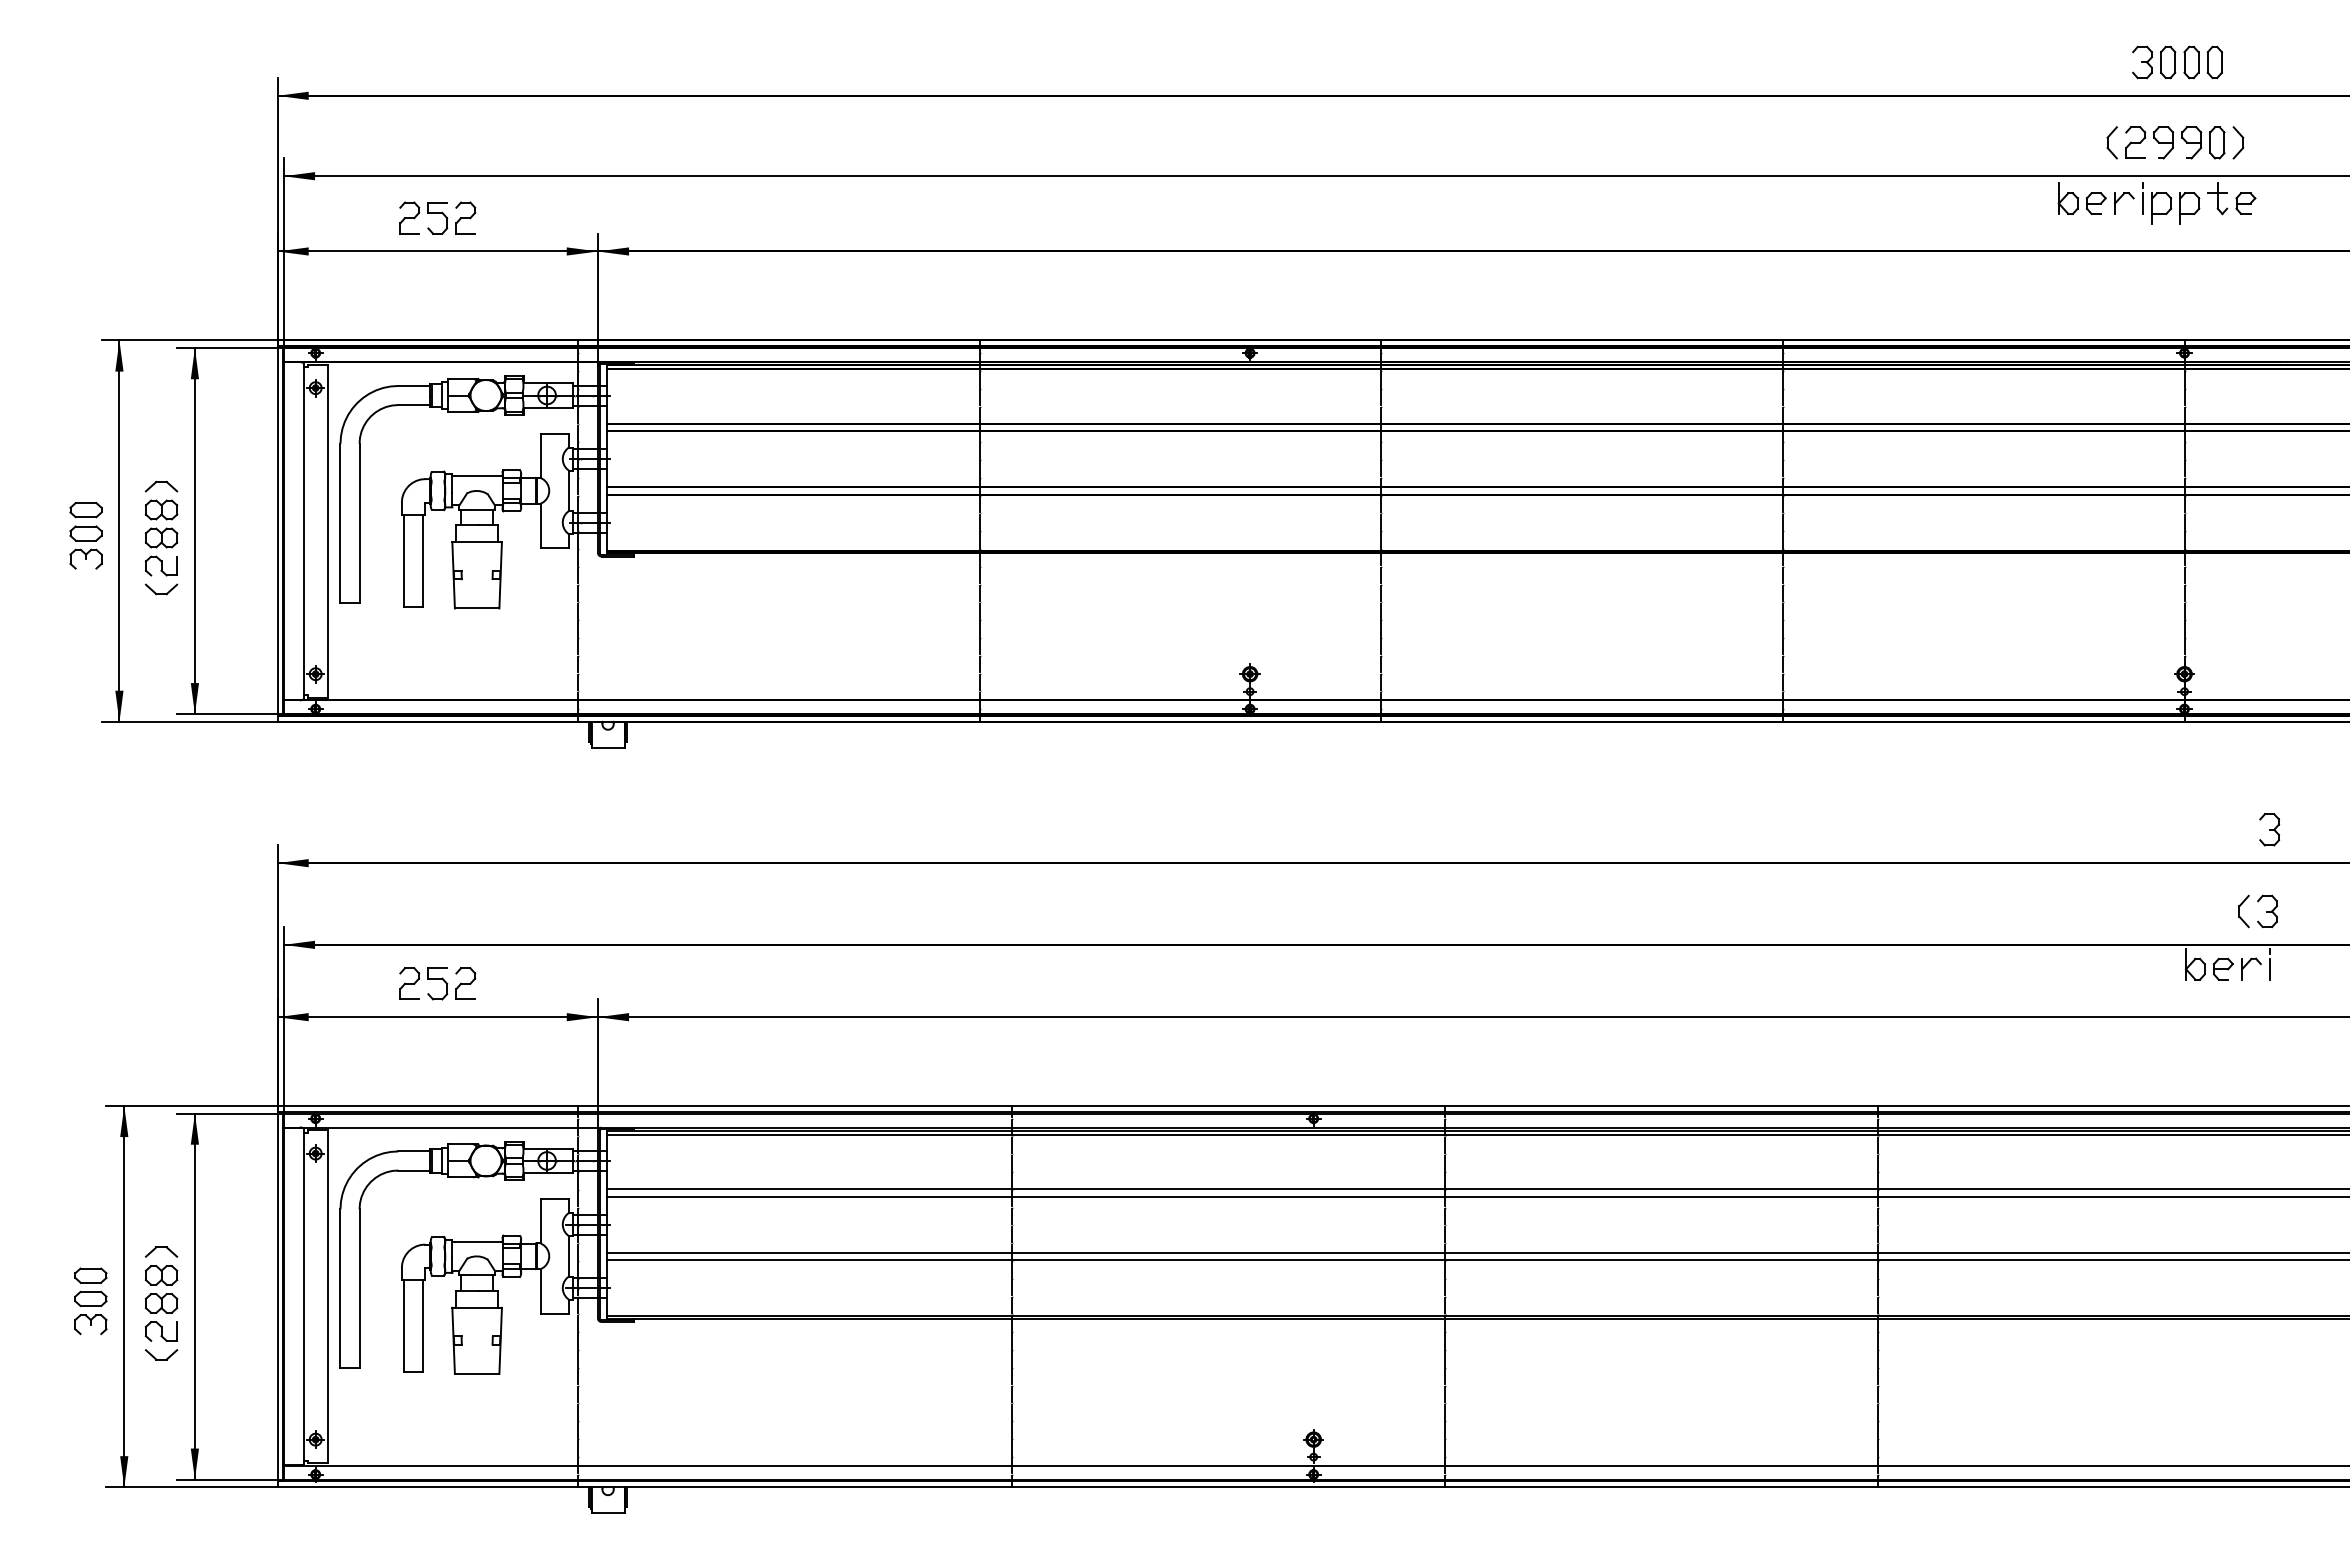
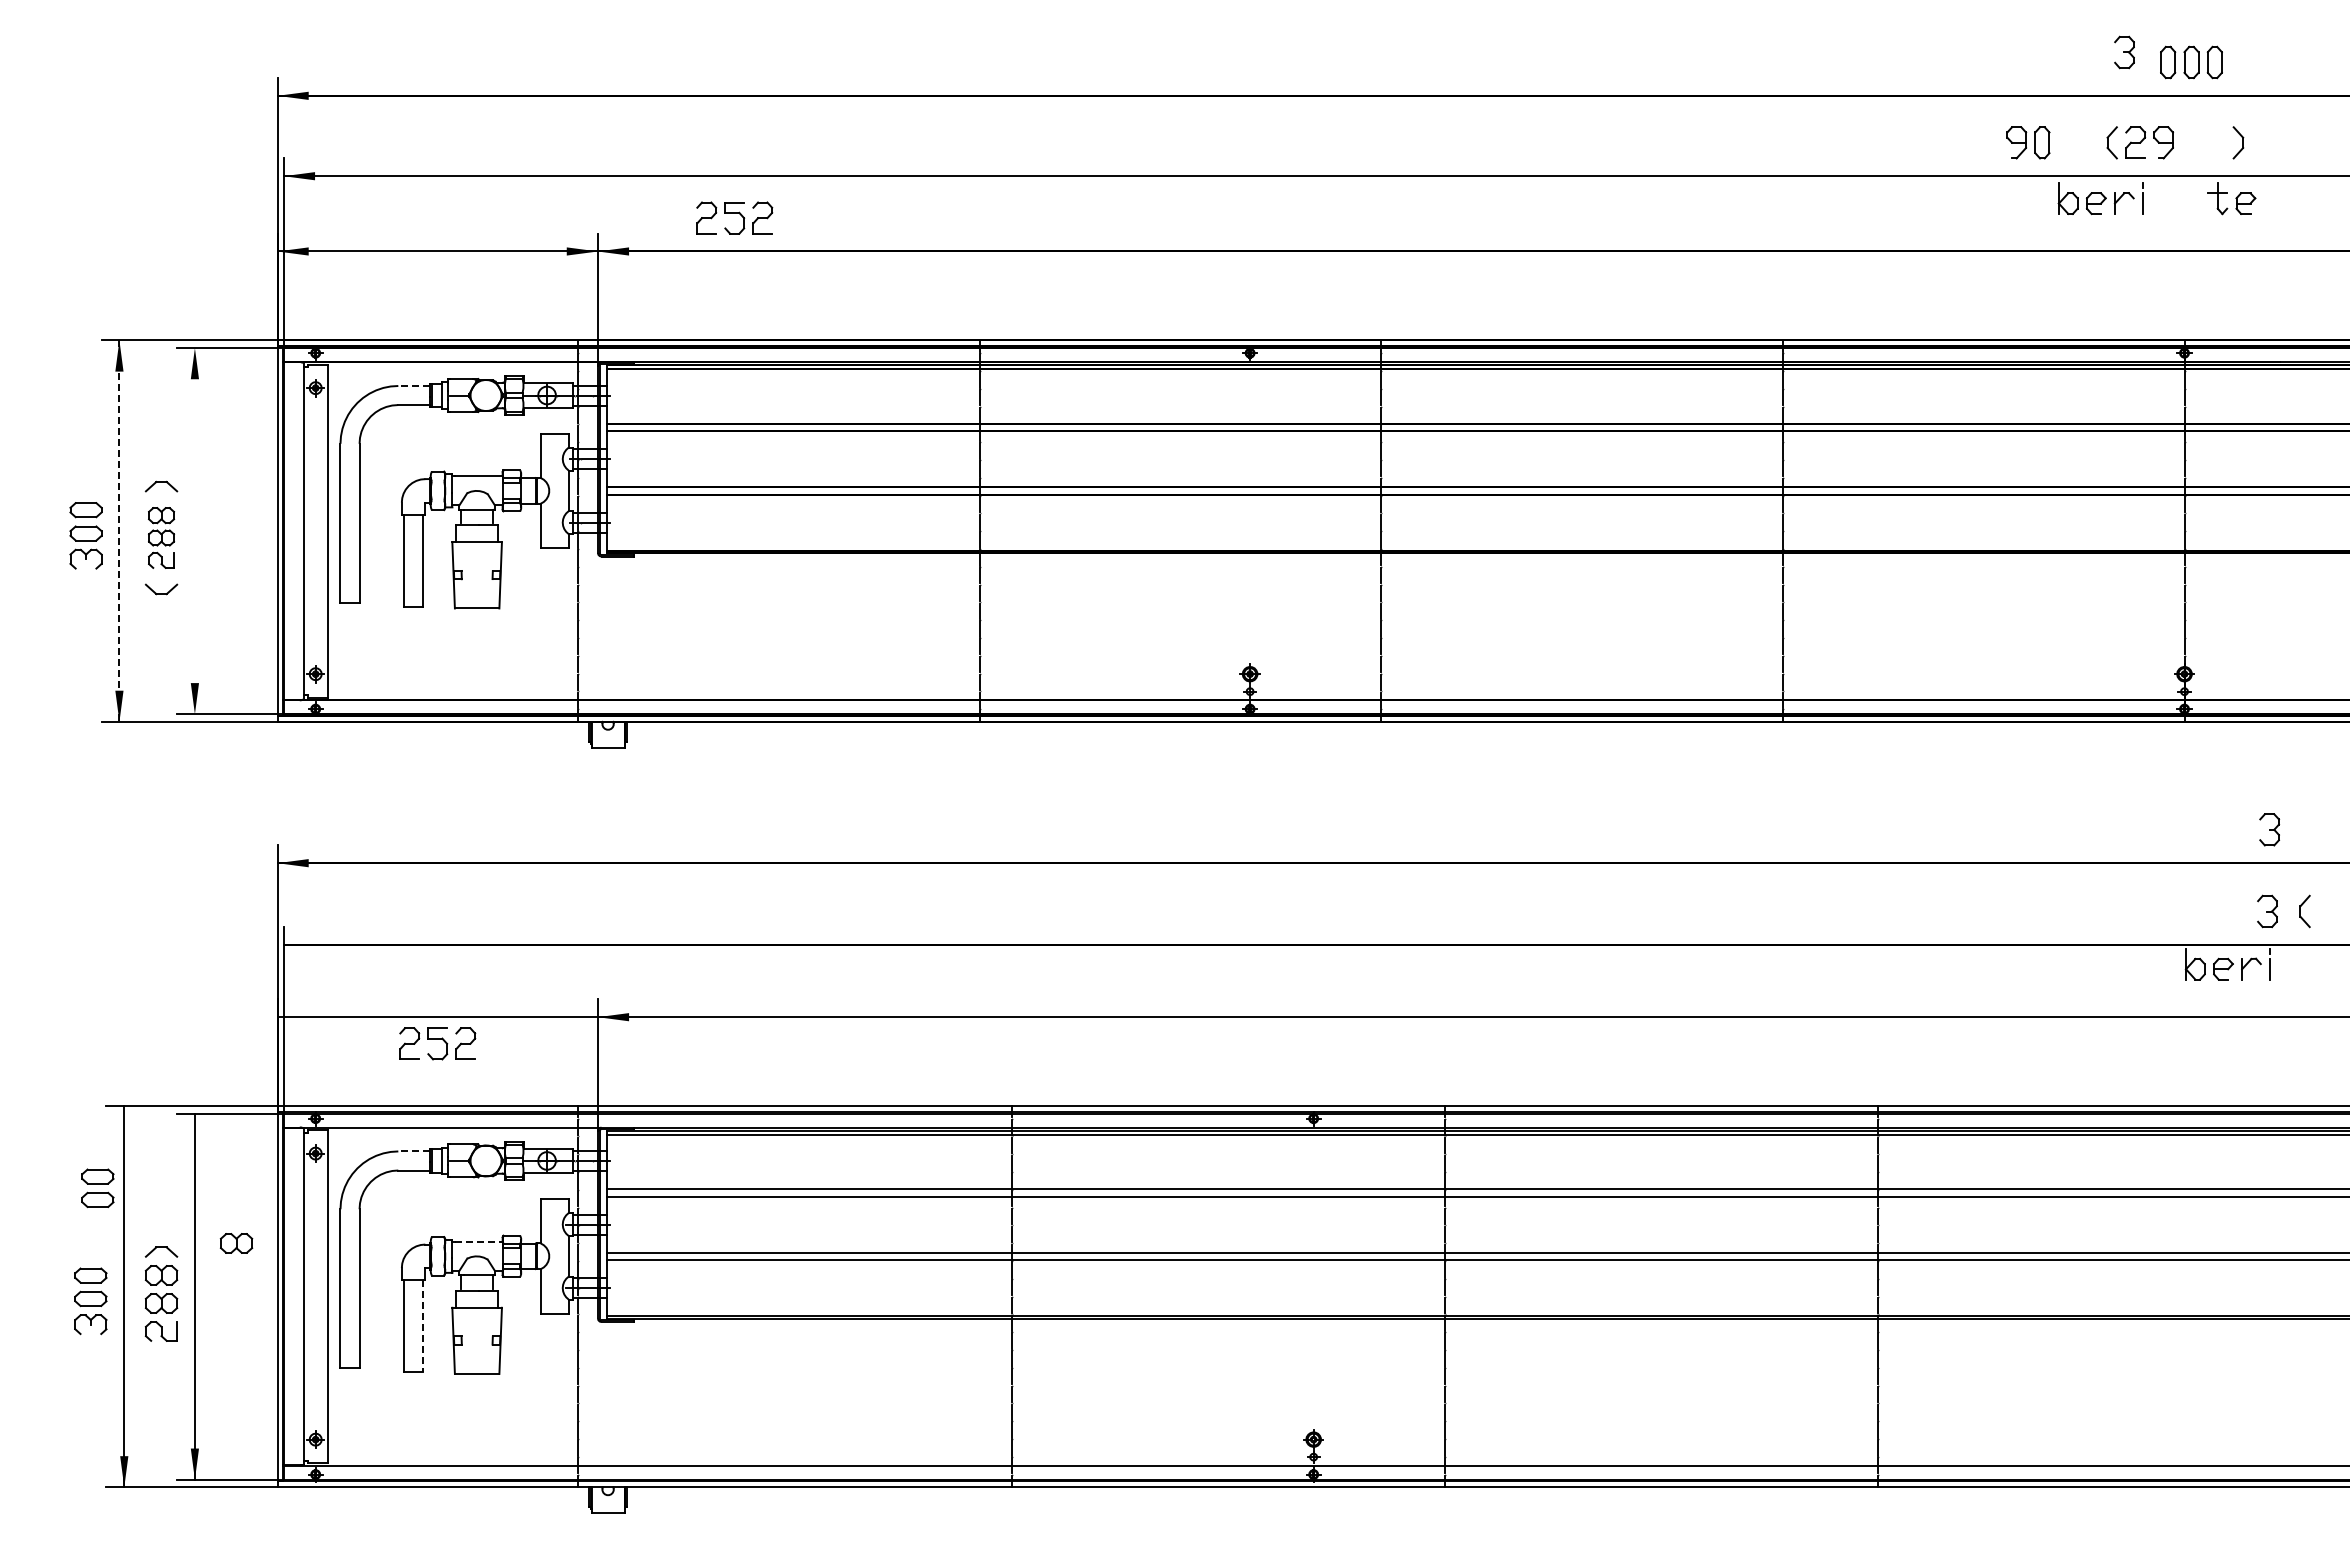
part position: (2142, 62) -> (2124, 52) (2124, 52)
part position: (2203, 142) -> (2028, 142) (2028, 142)
part: present -> none (2175, 208)
part position: (437, 217) -> (734, 217) (734, 217)
line: solid -> dashed (413, 385)
line: solid -> dashed (119, 531)
line: present -> none (194, 531)
part size: 35x78 px -> 28x62 px (161, 537)
part position: (2243, 911) -> (2304, 911) (2304, 911)
fill: present -> none (299, 944)
part position: (437, 983) -> (437, 1043) (437, 1043)
fill: present -> none (292, 1017)
fill: present -> none (581, 1017)
fill: present -> none (124, 1121)
fill: present -> none (194, 1128)
line: solid -> dashed (413, 1151)
part: none -> present (97, 1187)
line: solid -> dashed (478, 1241)
part: none -> present (236, 1243)
line: solid -> dashed (423, 1326)
part: present -> none (161, 1354)
